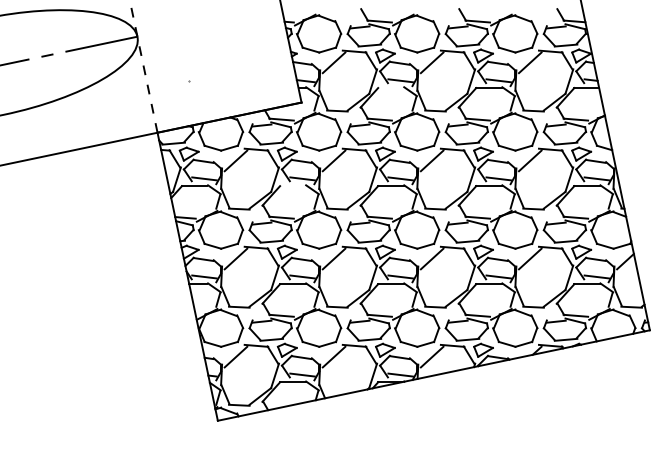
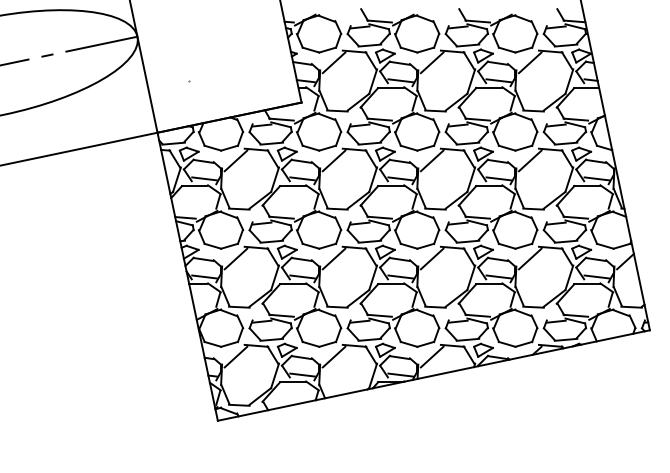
line: dashed -> solid (143, 66)
line: none -> present (390, 88)
line: none -> present (292, 186)
